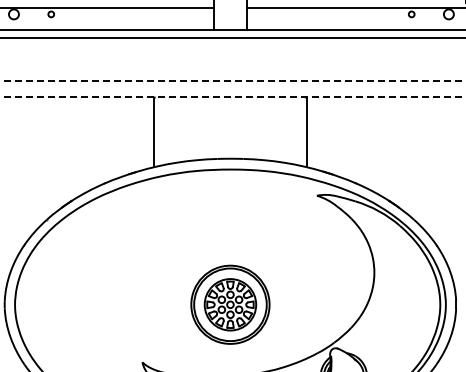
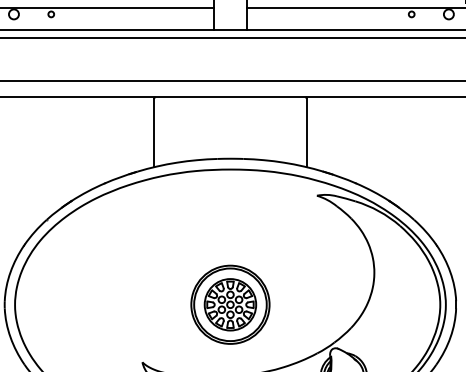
line: dashed -> solid (232, 80)
line: dashed -> solid (232, 97)
